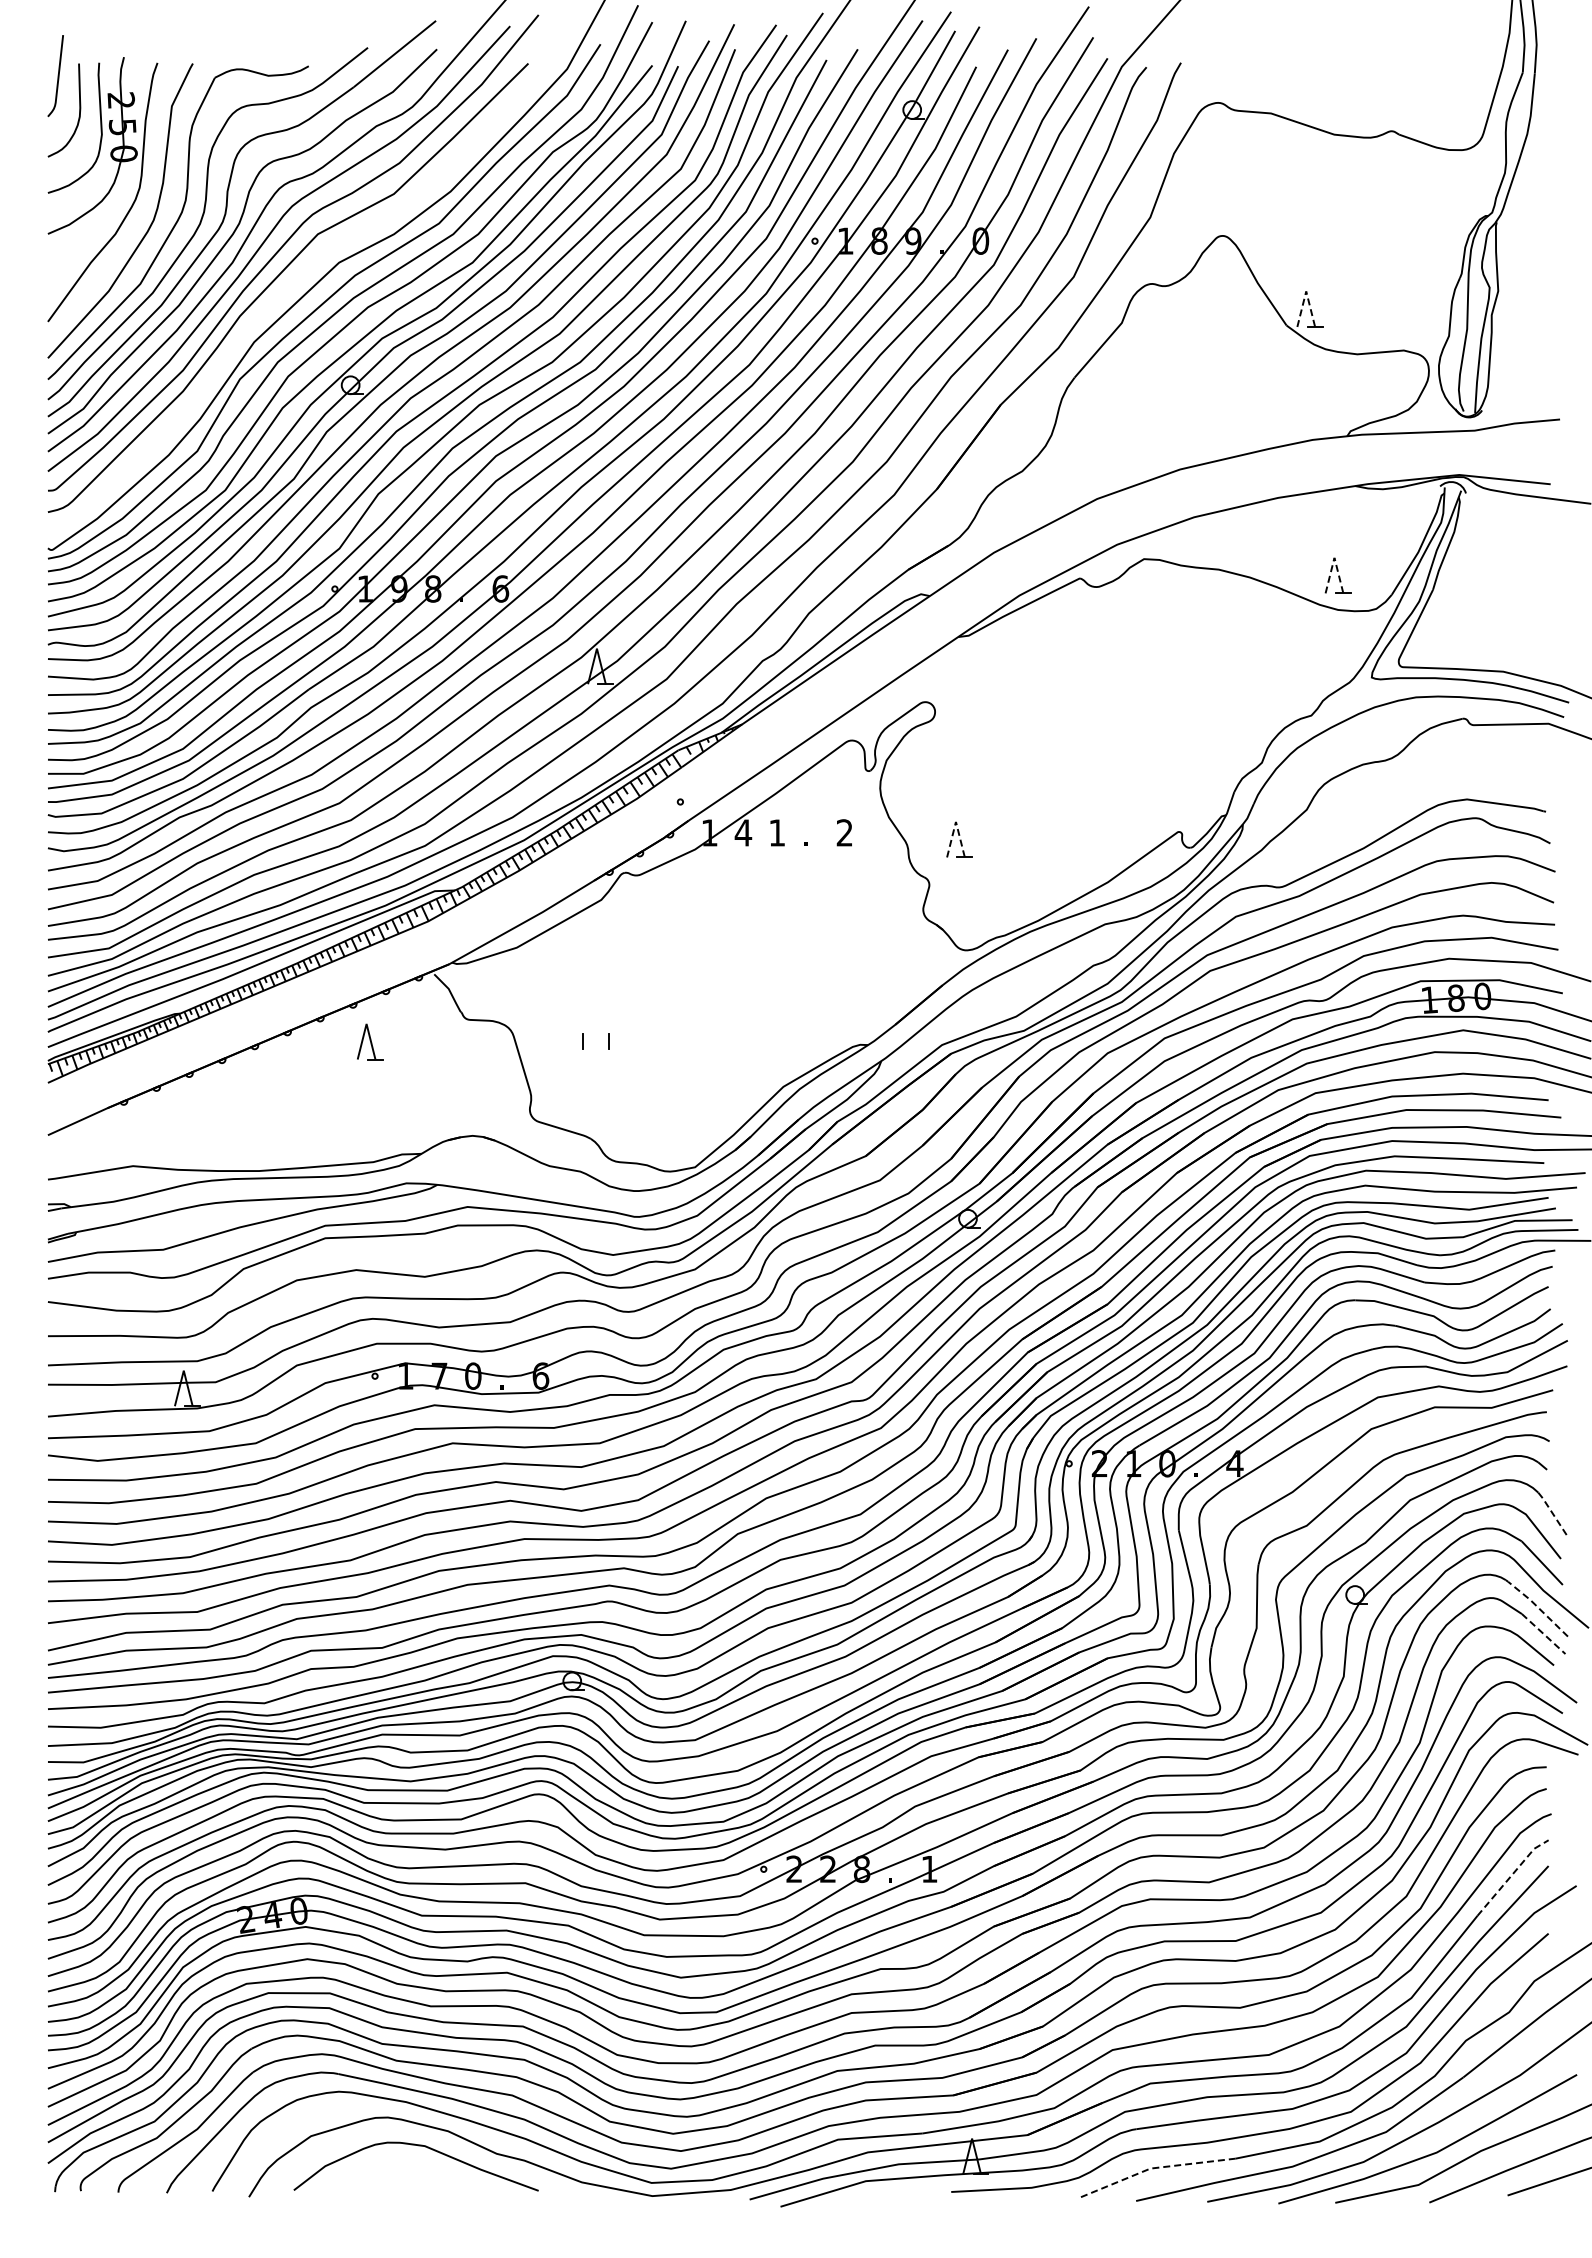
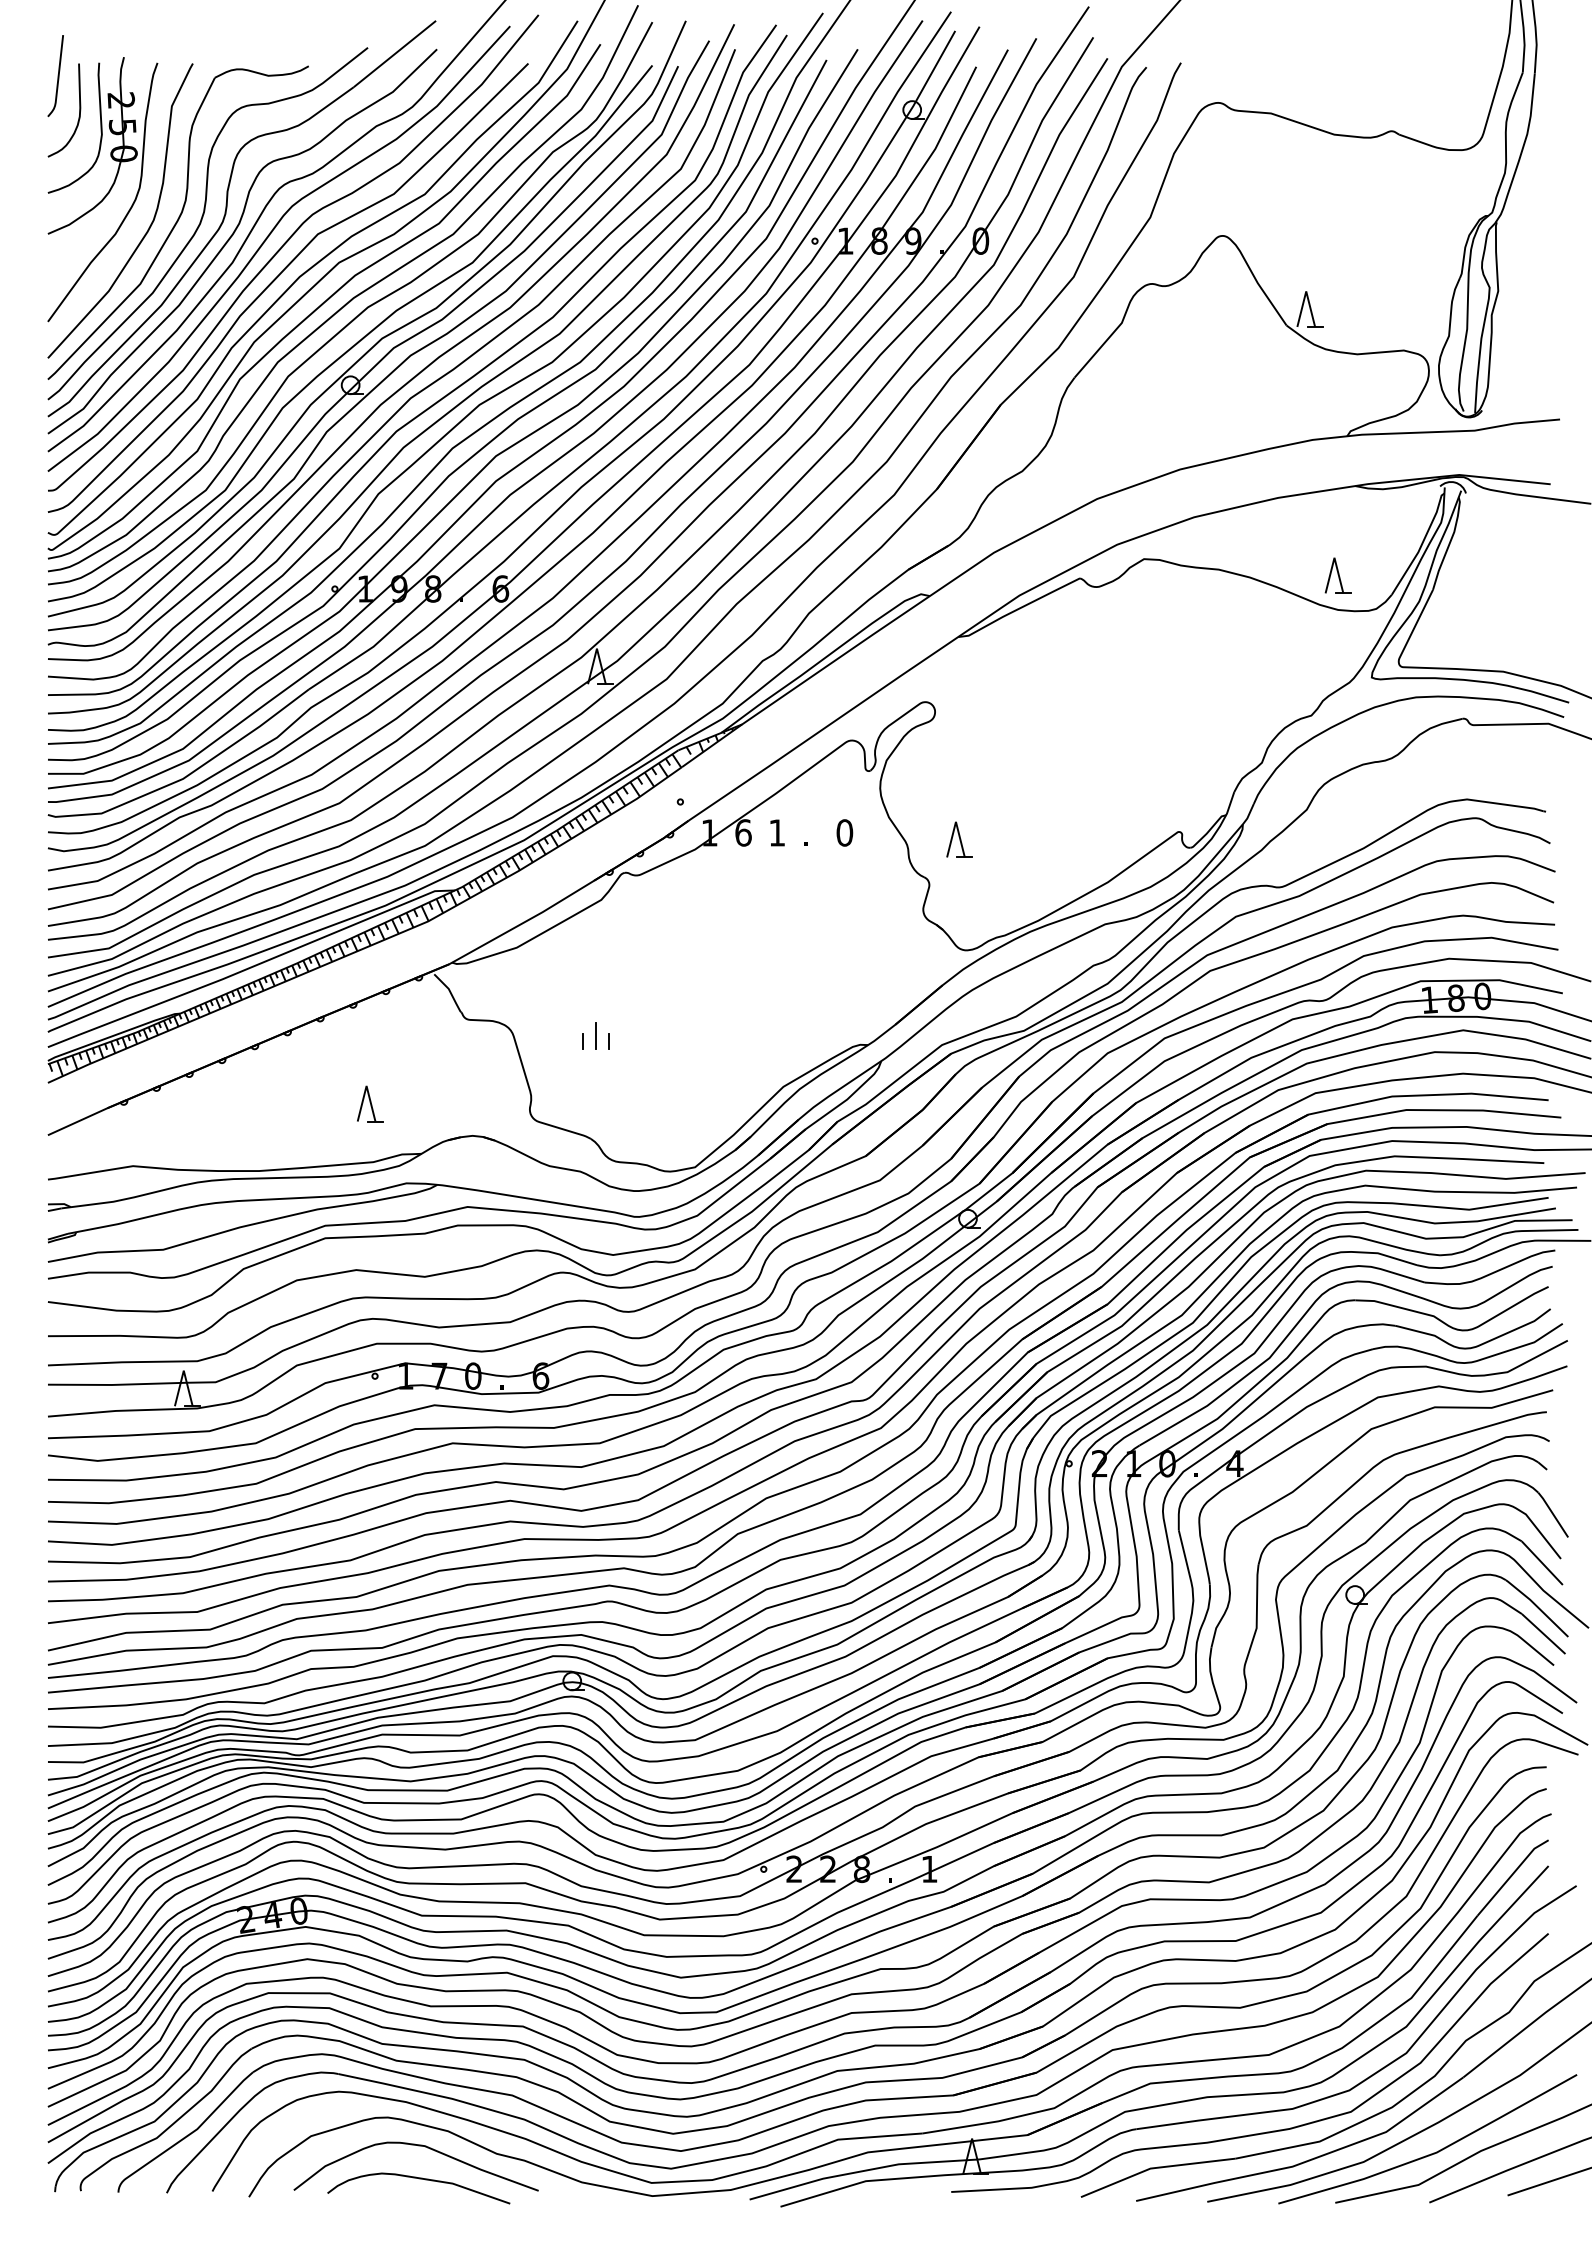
curve: none -> present (307, 272)
line: dashed -> solid (1306, 291)
line: dashed -> solid (1334, 557)
line: dashed -> solid (955, 821)
text: 4 -> 6 (743, 832)
text: 2 -> 0 (844, 832)
line: none -> present (595, 1035)
part position: (370, 1041) -> (370, 1103) (370, 1103)
line: dashed -> solid (1553, 1514)
line: dashed -> solid (1537, 1606)
line: dashed -> solid (1543, 1634)
line: dashed -> solid (1512, 1875)
line: dashed -> solid (1155, 2168)
curve: none -> present (419, 2179)
